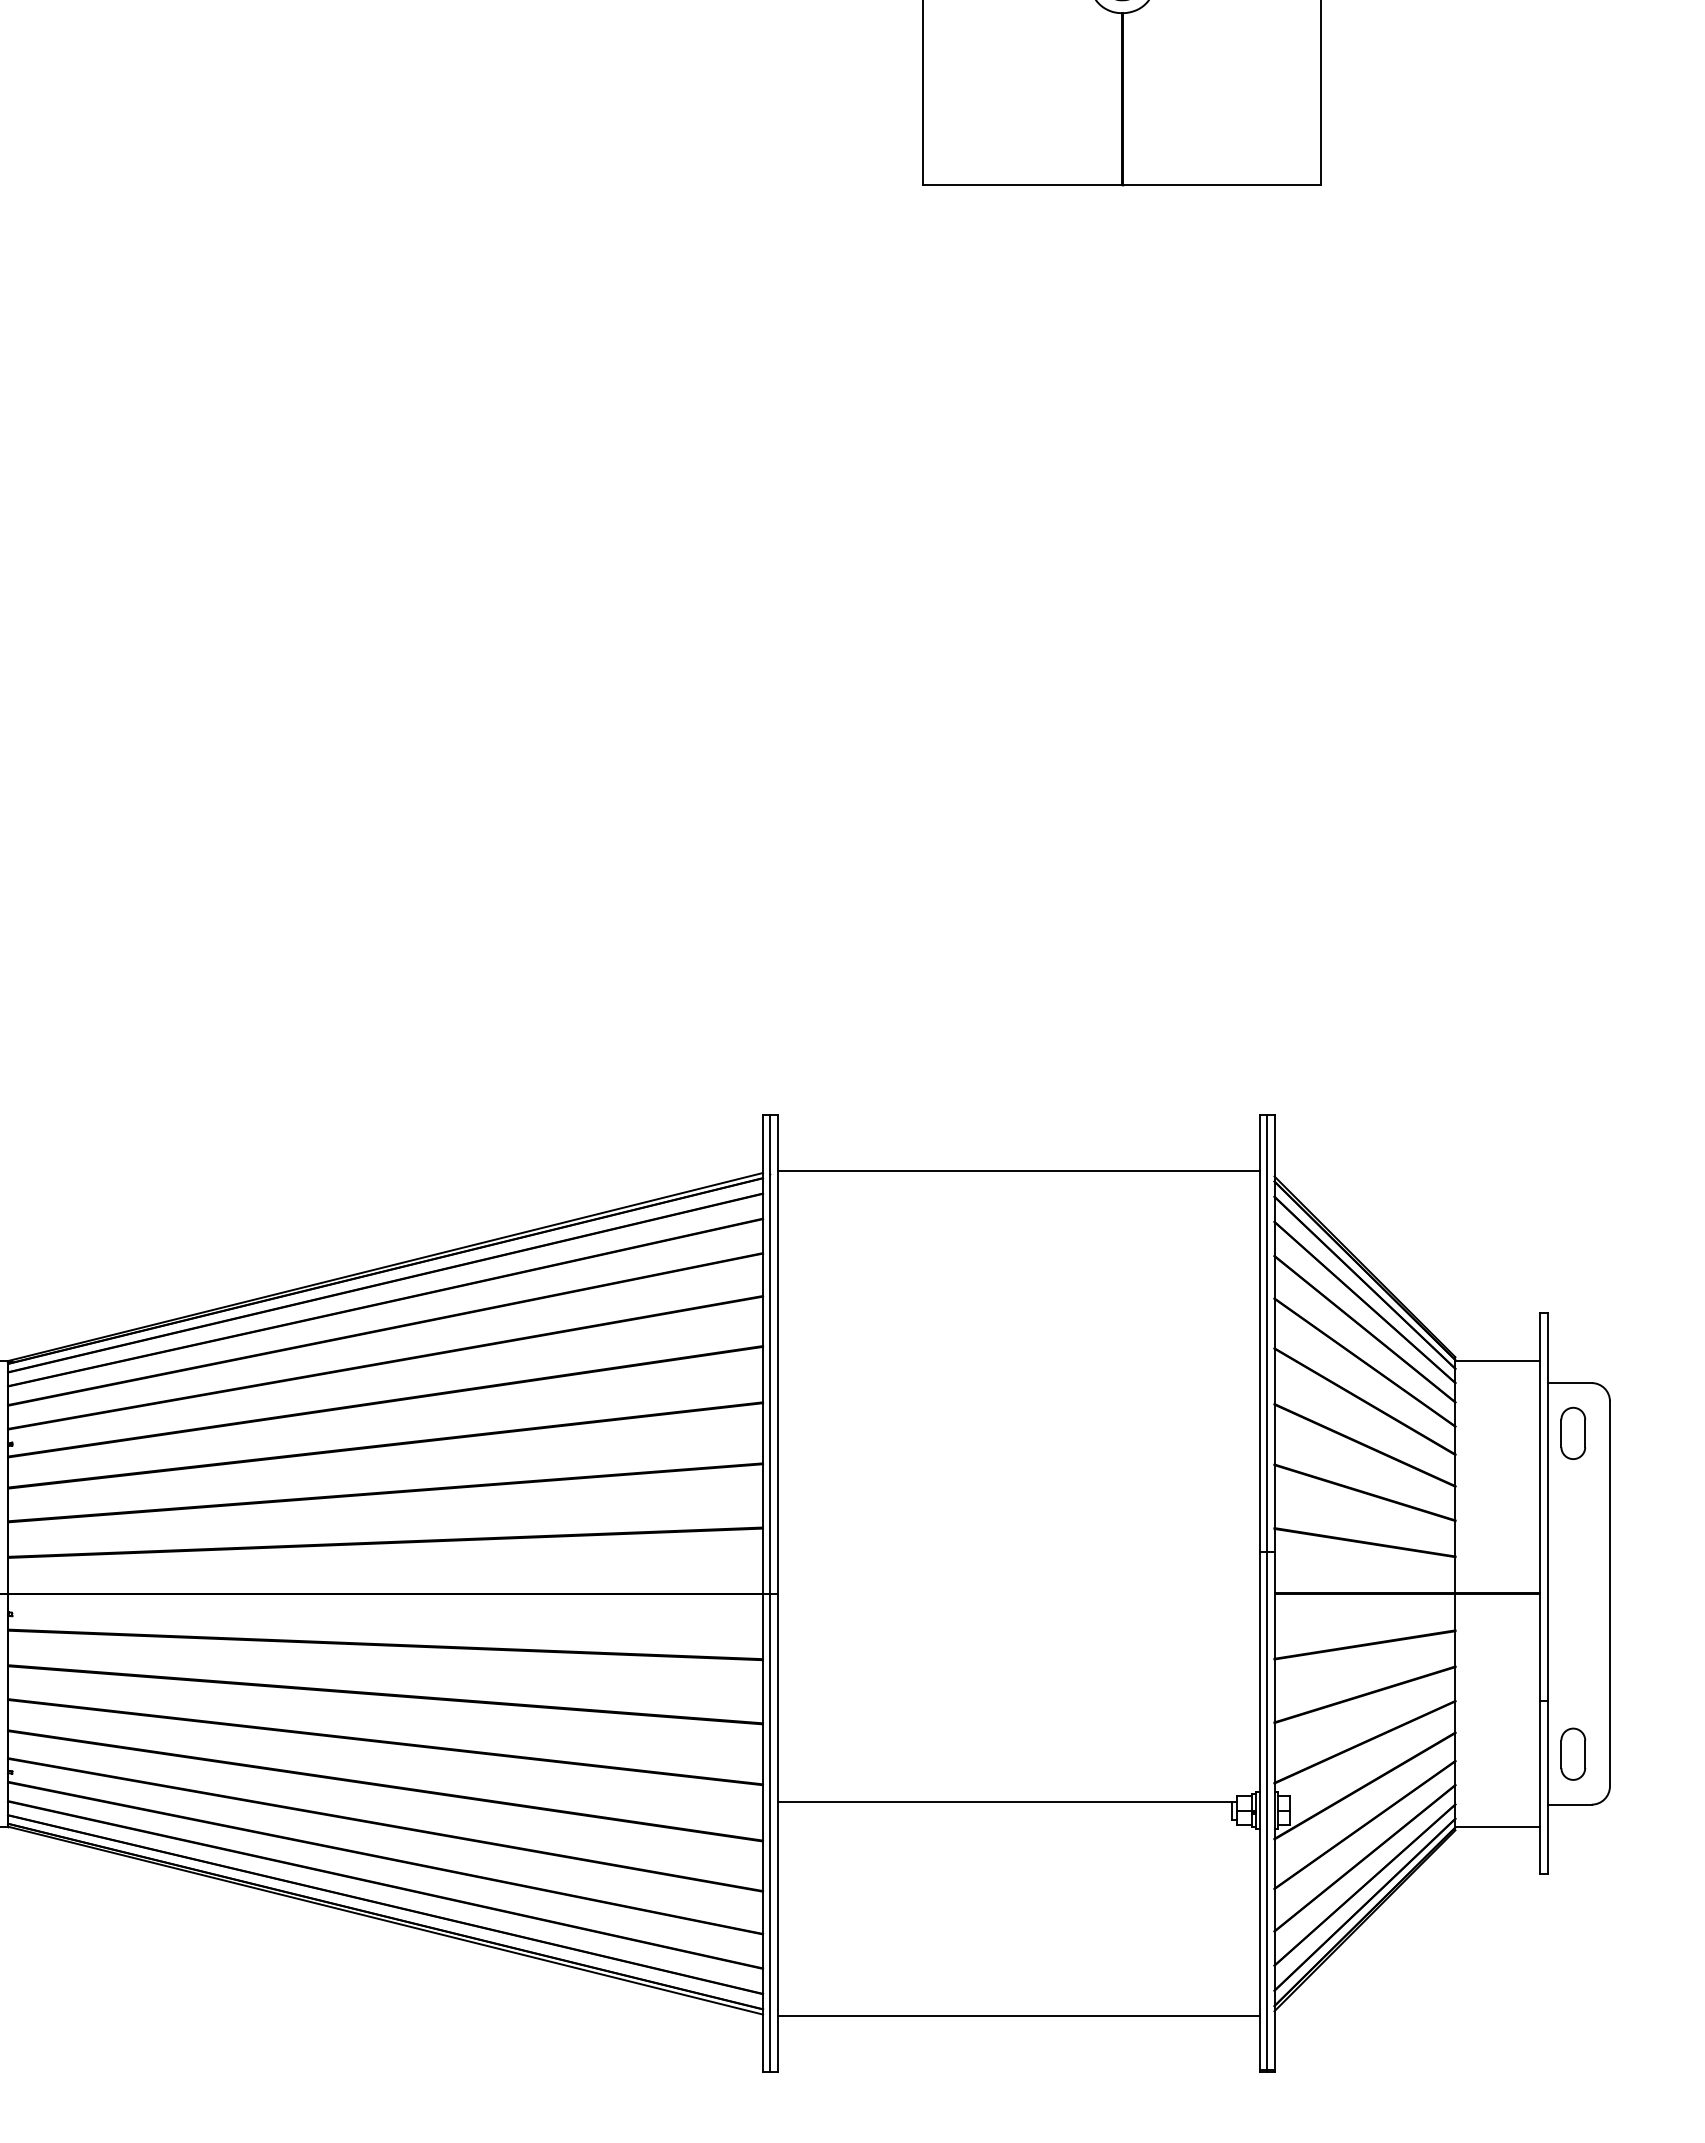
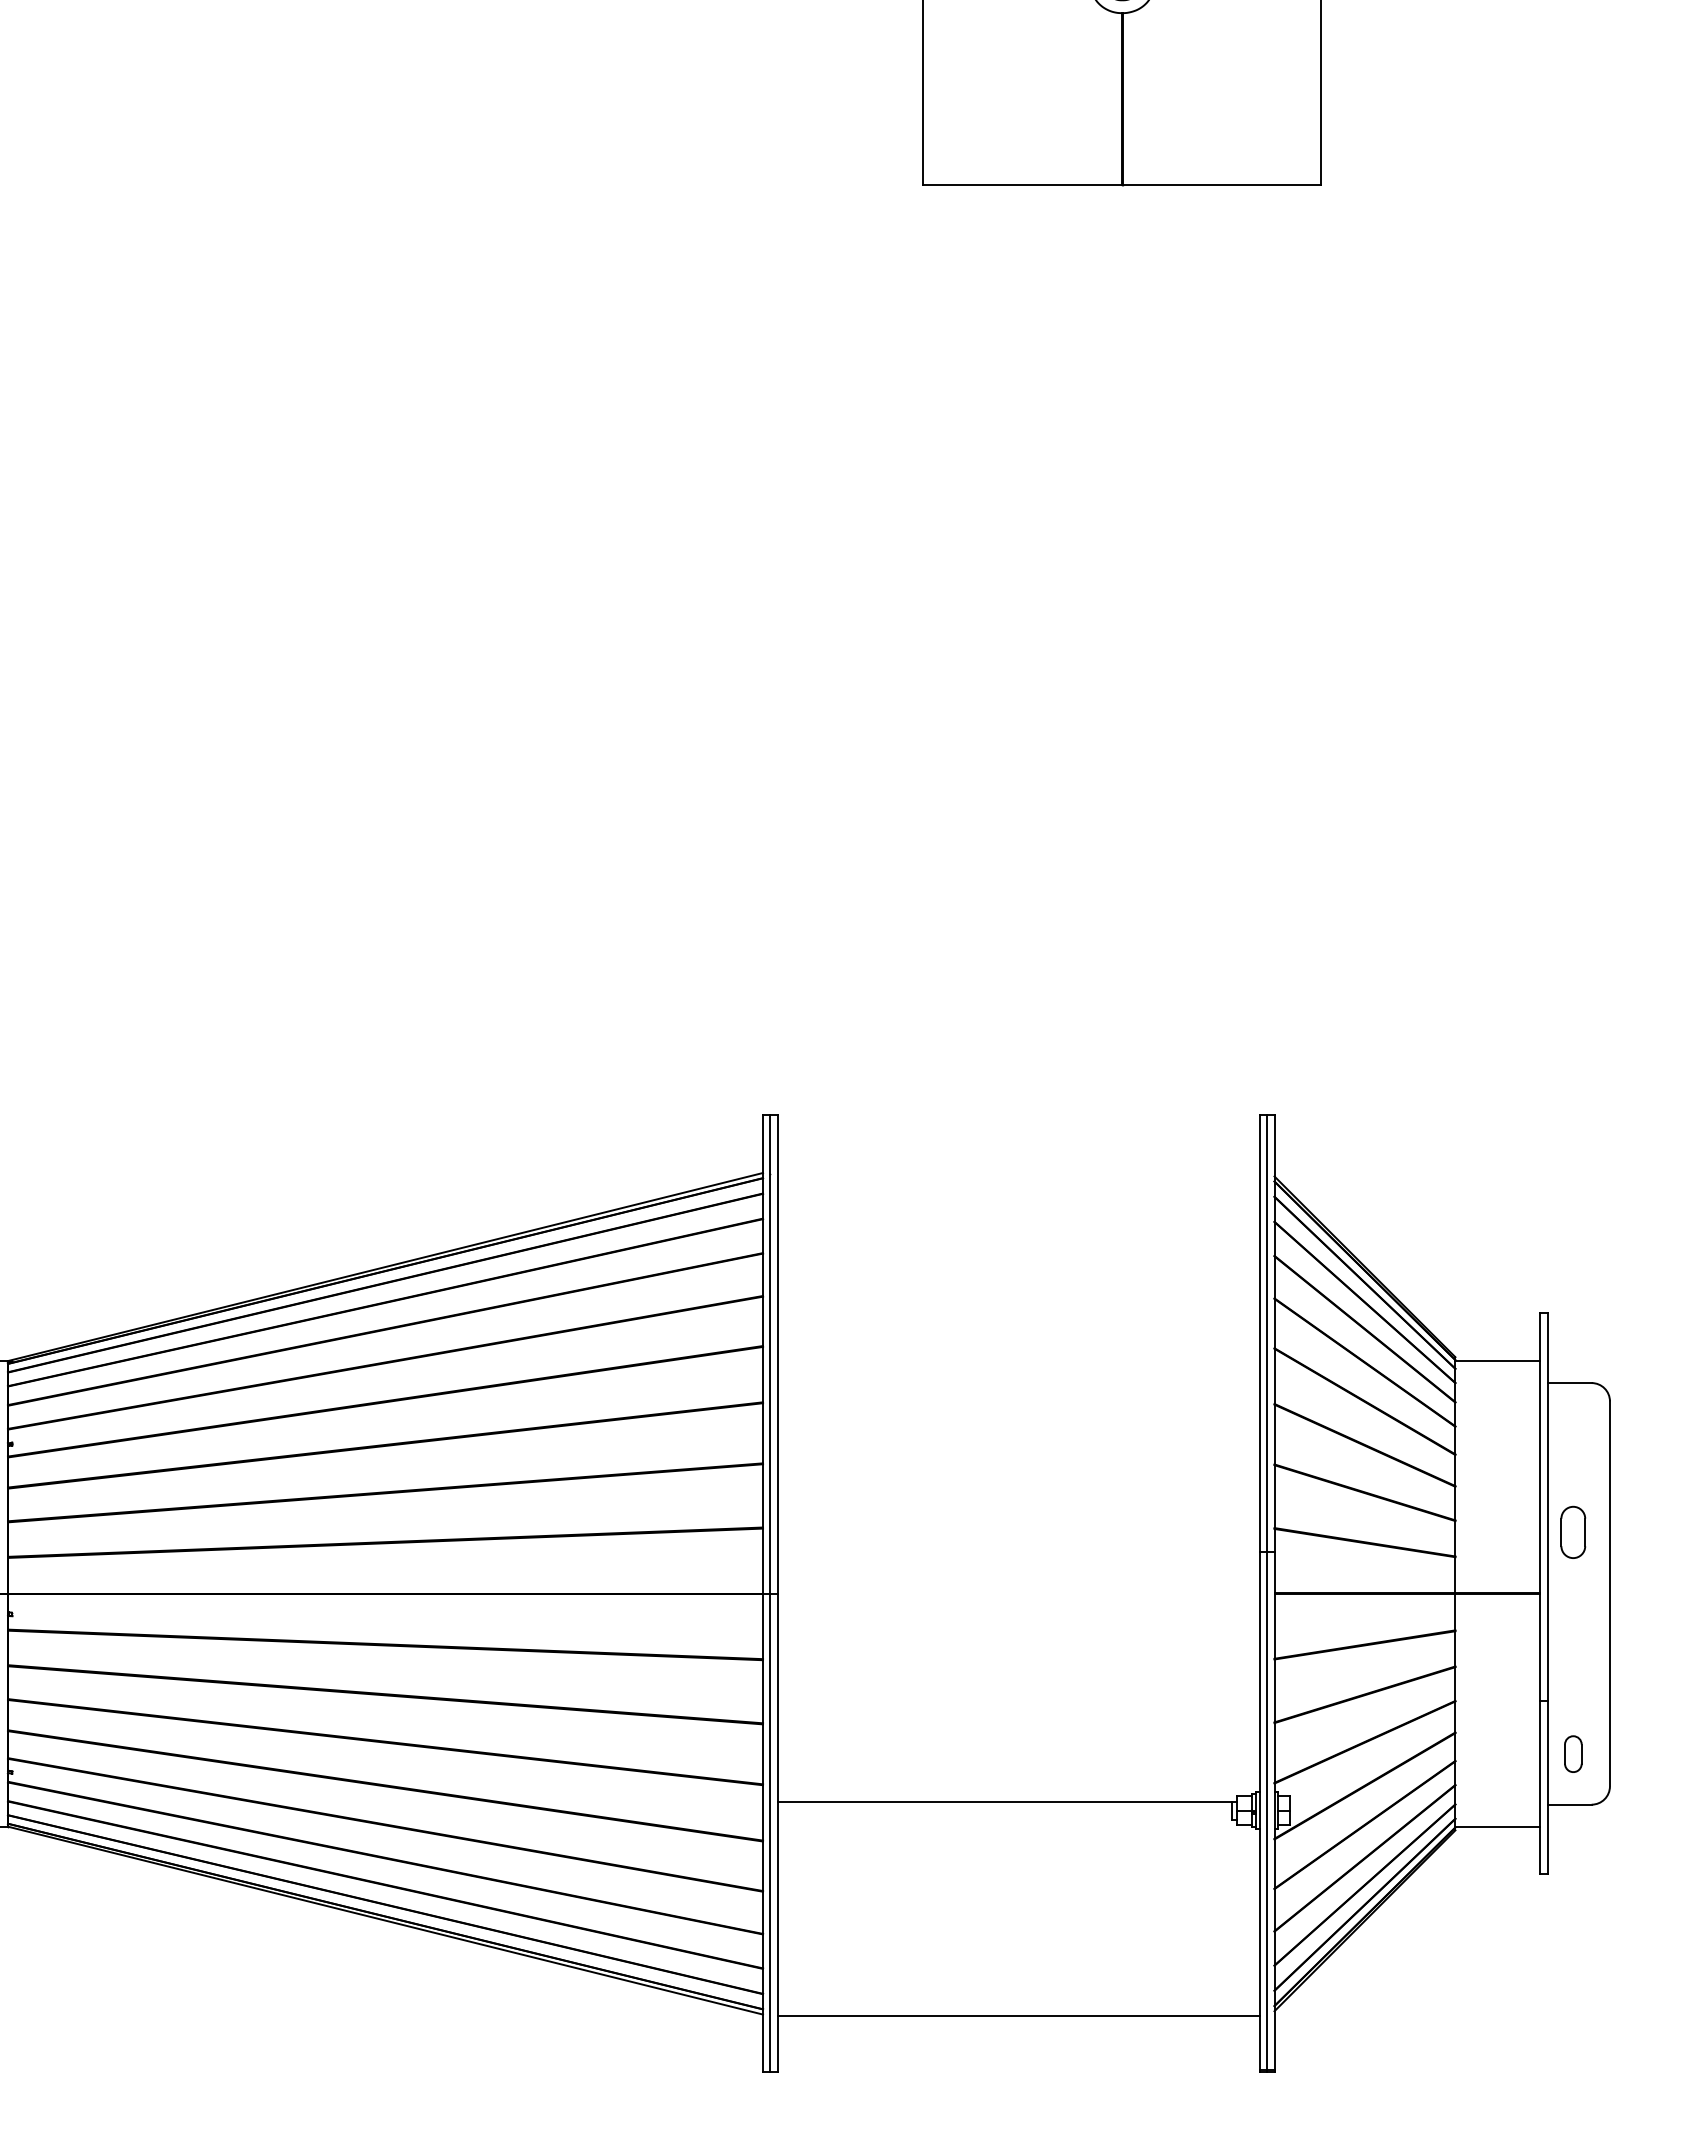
line: present -> none (1018, 1171)
part position: (1573, 1432) -> (1573, 1531) (1573, 1531)
part size: 27x54 px -> 19x38 px (1573, 1753)
